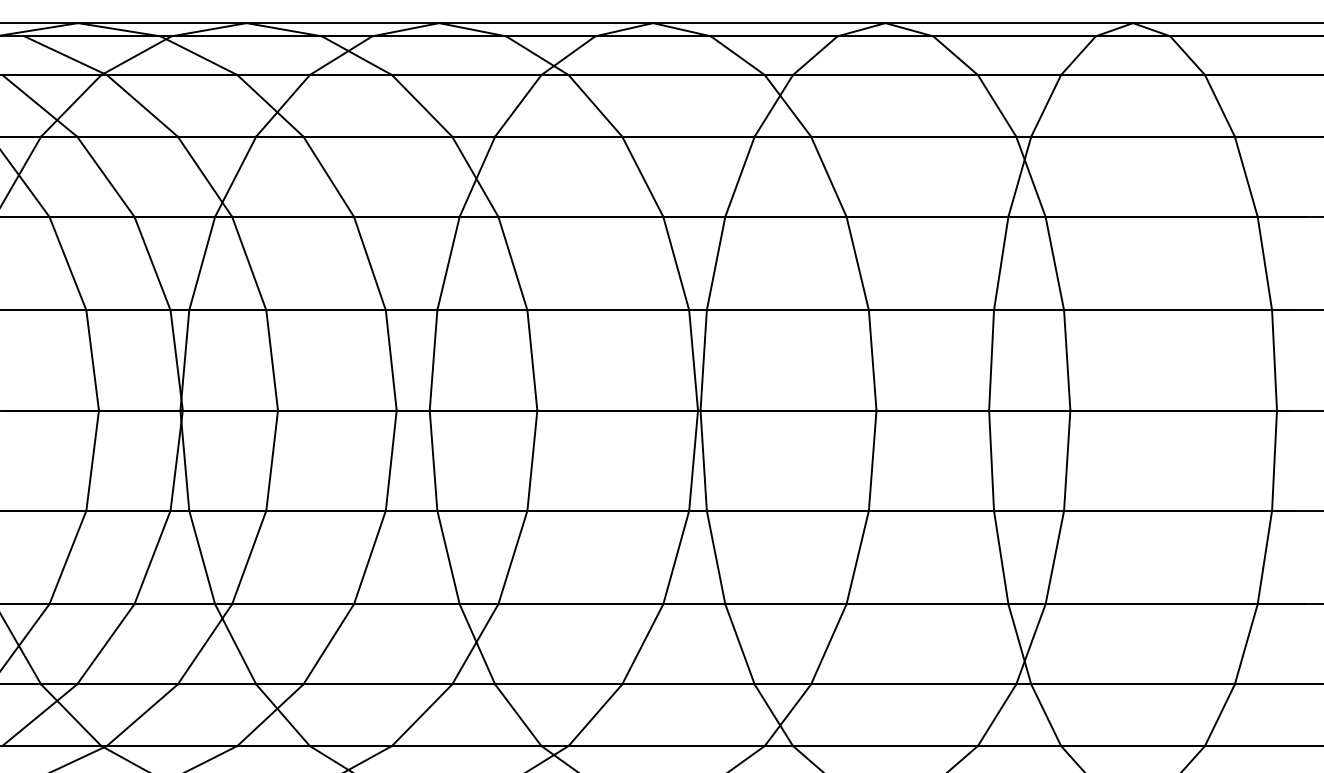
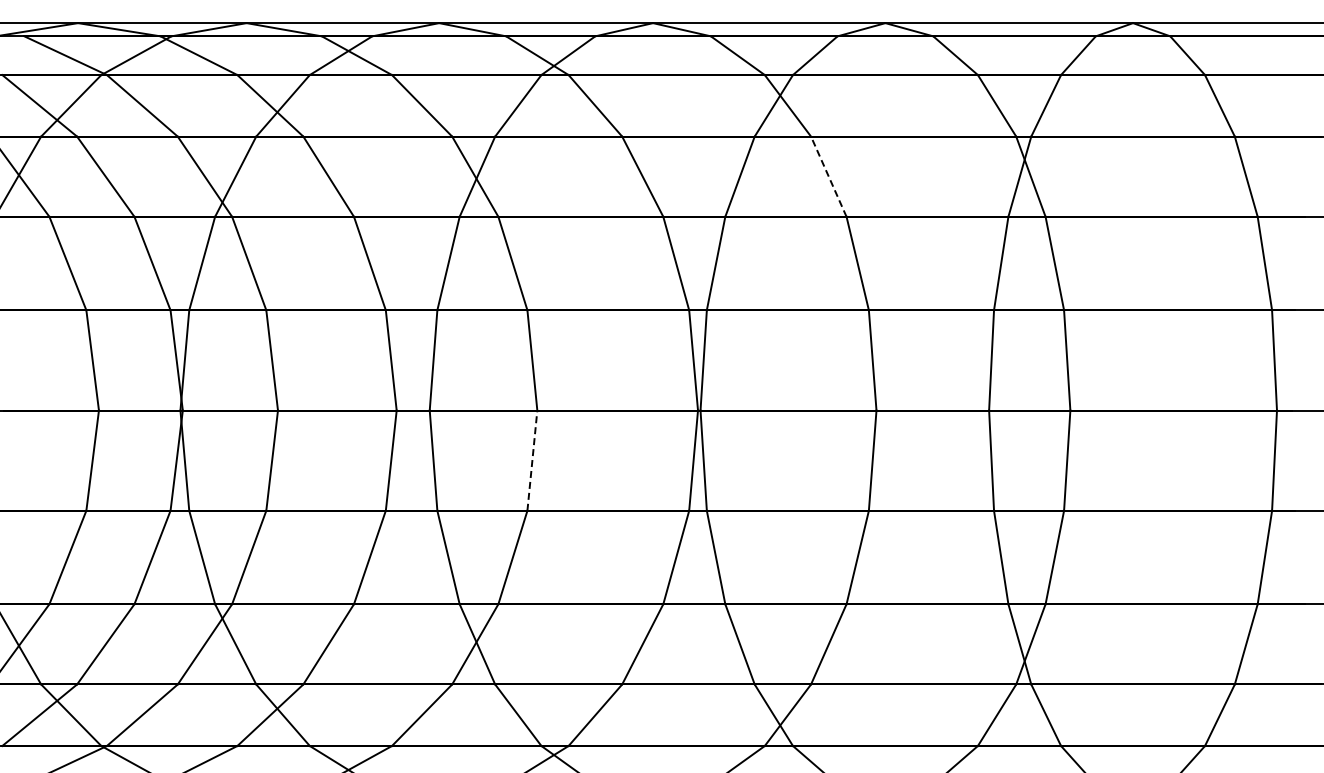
line: solid -> dashed (828, 176)
line: solid -> dashed (532, 460)
